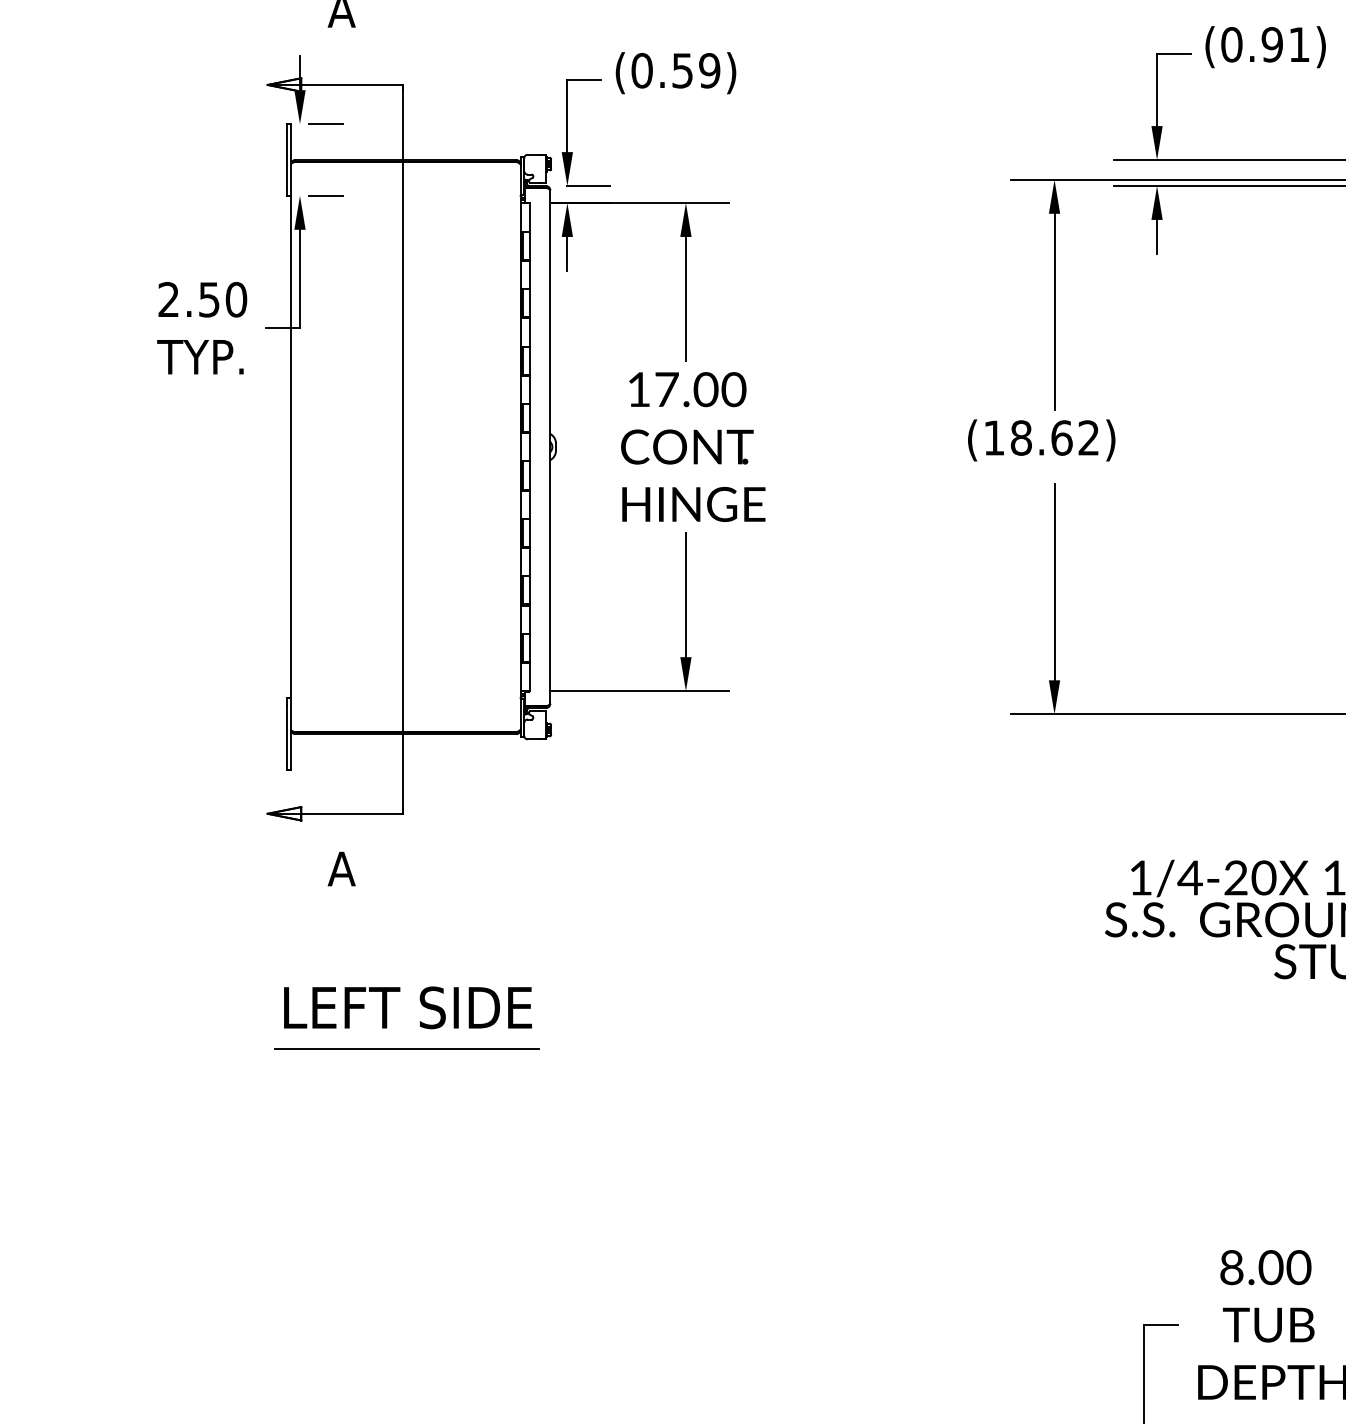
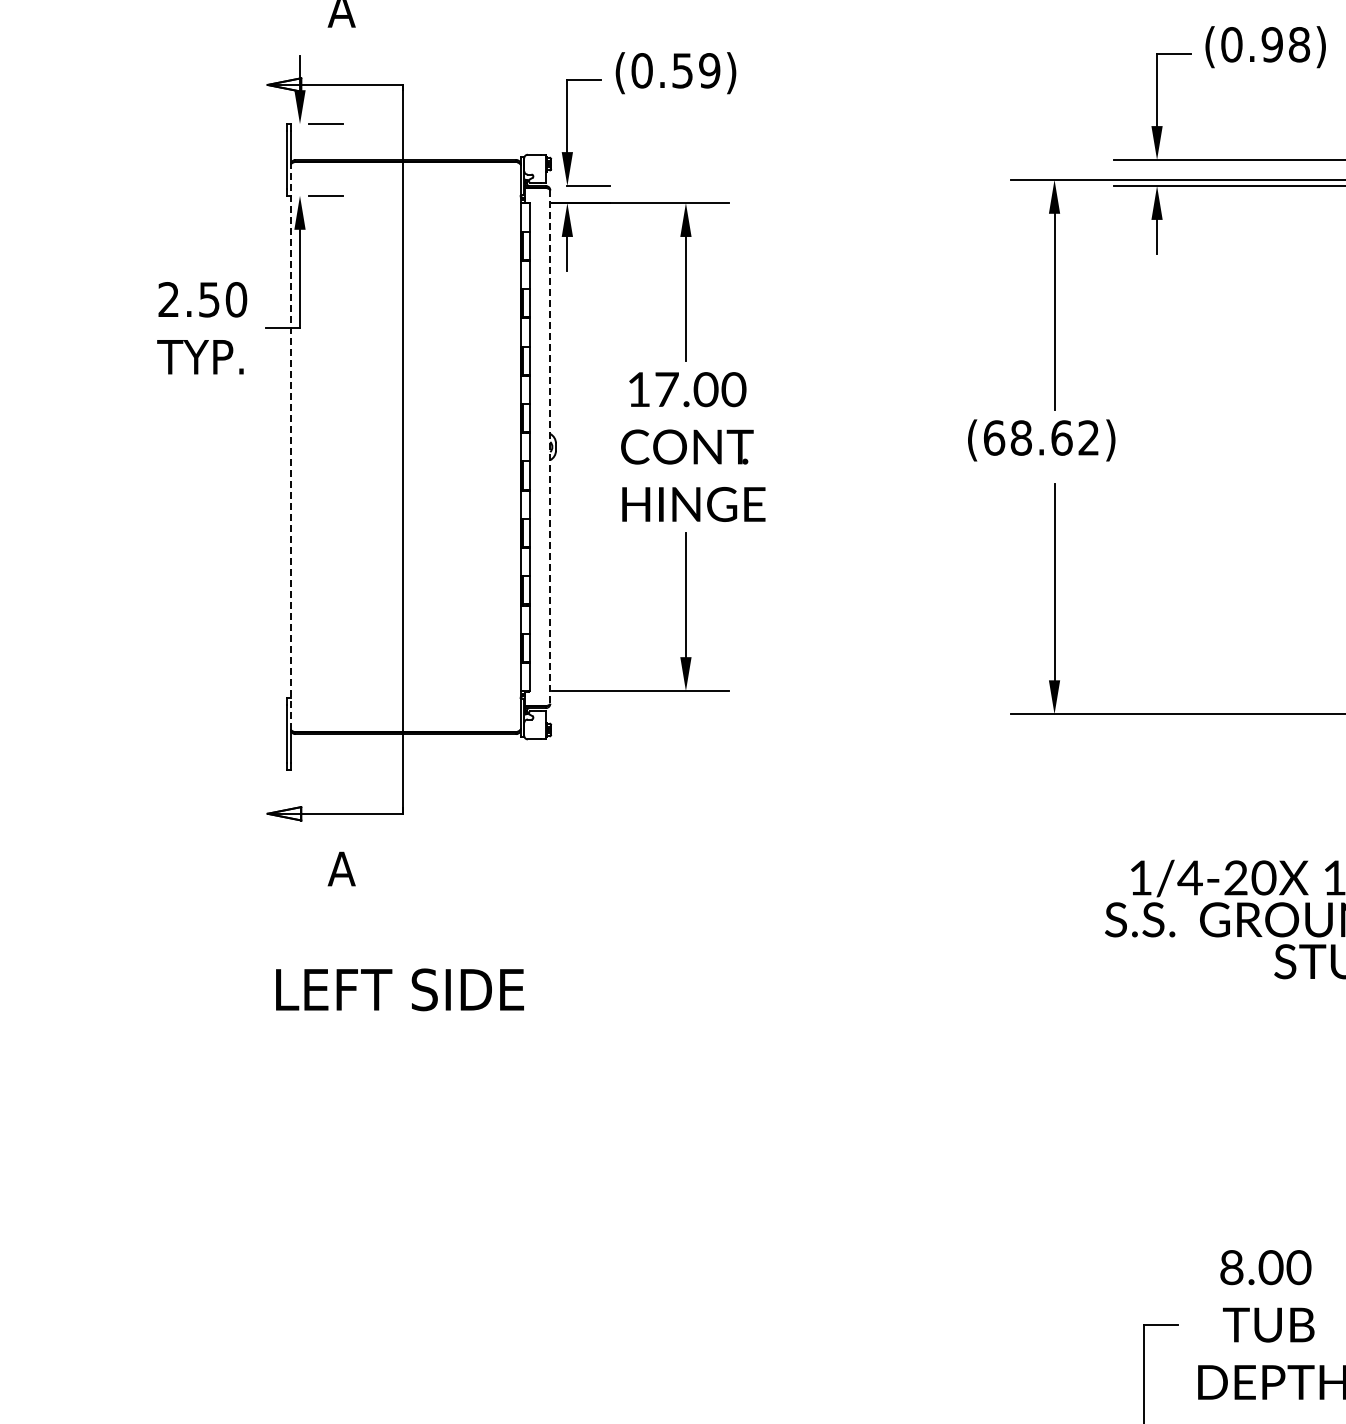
text: (0.91) -> (0.98) (1299, 44)
text: (18.62) -> (68.62) (994, 437)
line: solid -> dashed (291, 447)
line: solid -> dashed (550, 447)
text position: (407, 1007) -> (399, 989) (399, 989)
line: present -> none (406, 1048)
